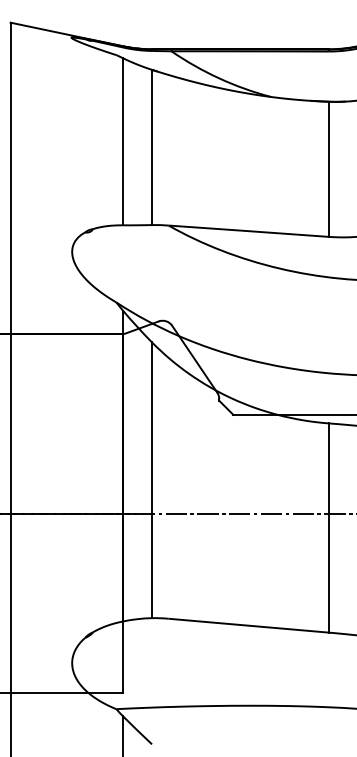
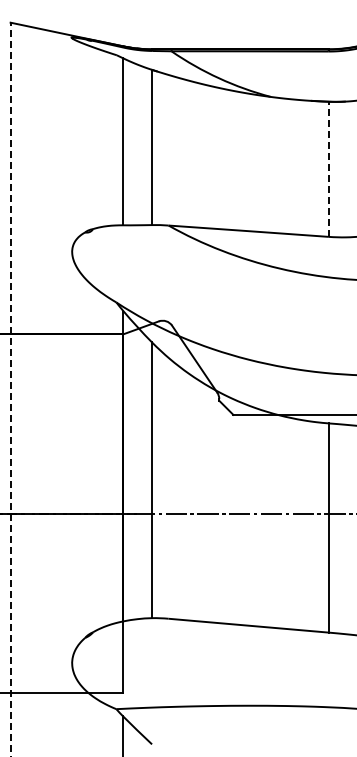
line: solid -> dashed (328, 169)
line: solid -> dashed (10, 389)
